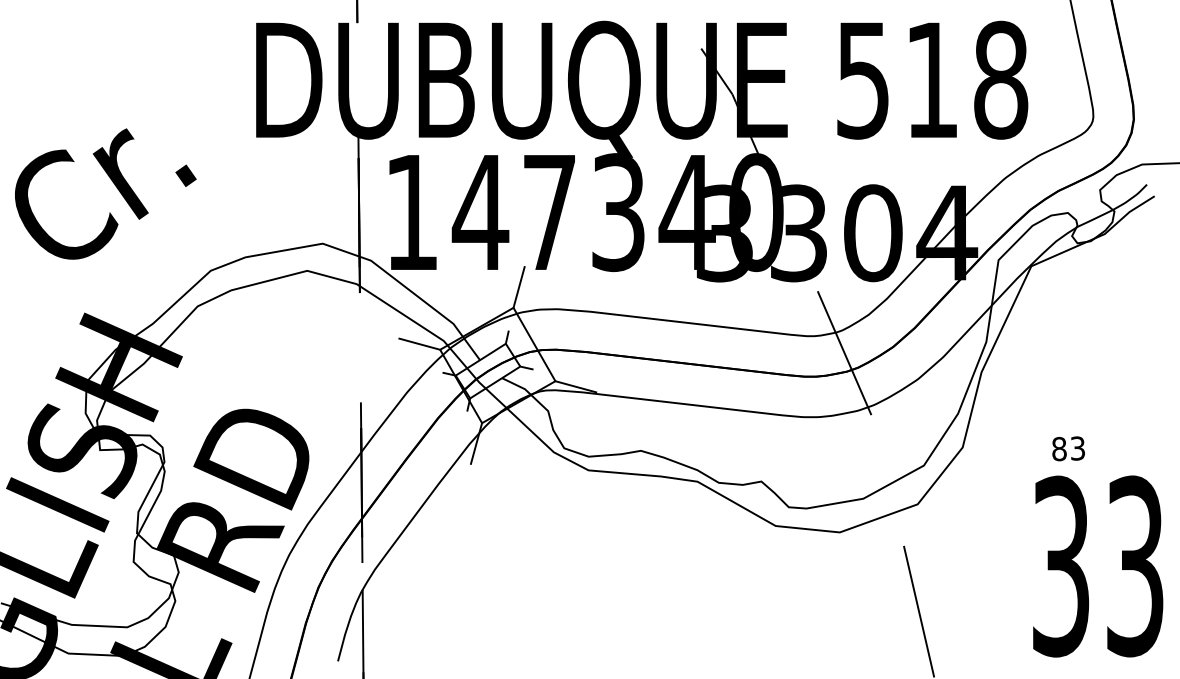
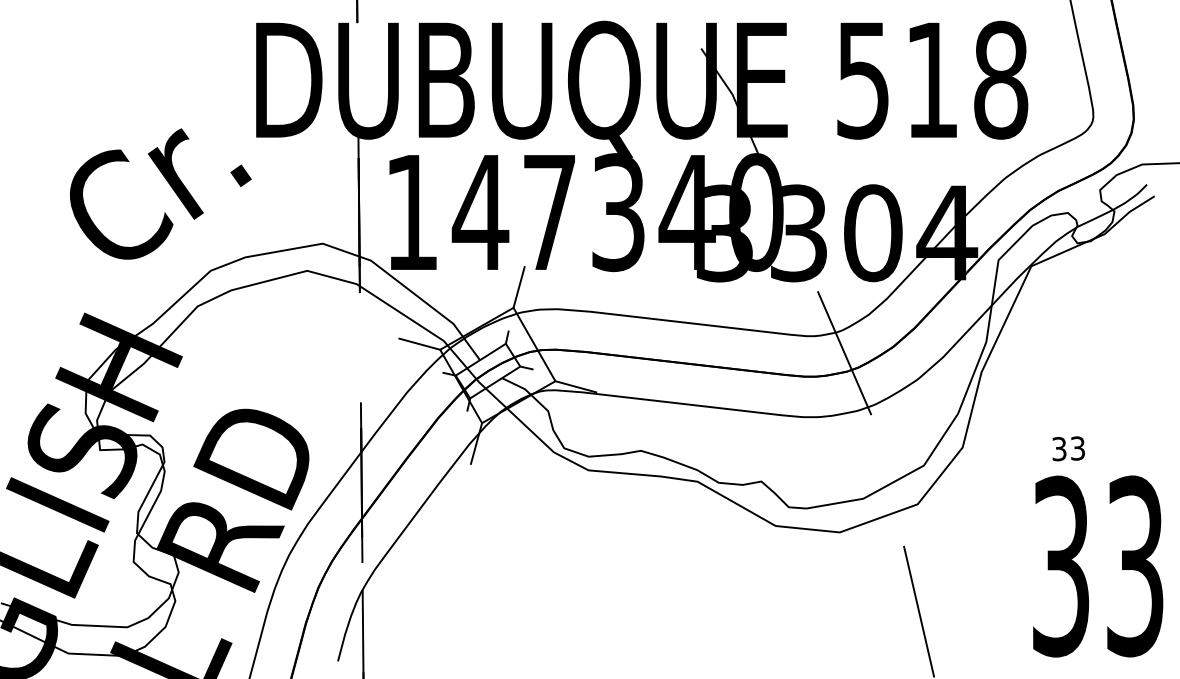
text position: (105, 193) -> (160, 193) (160, 193)
text: 83 -> 33 (1059, 449)
